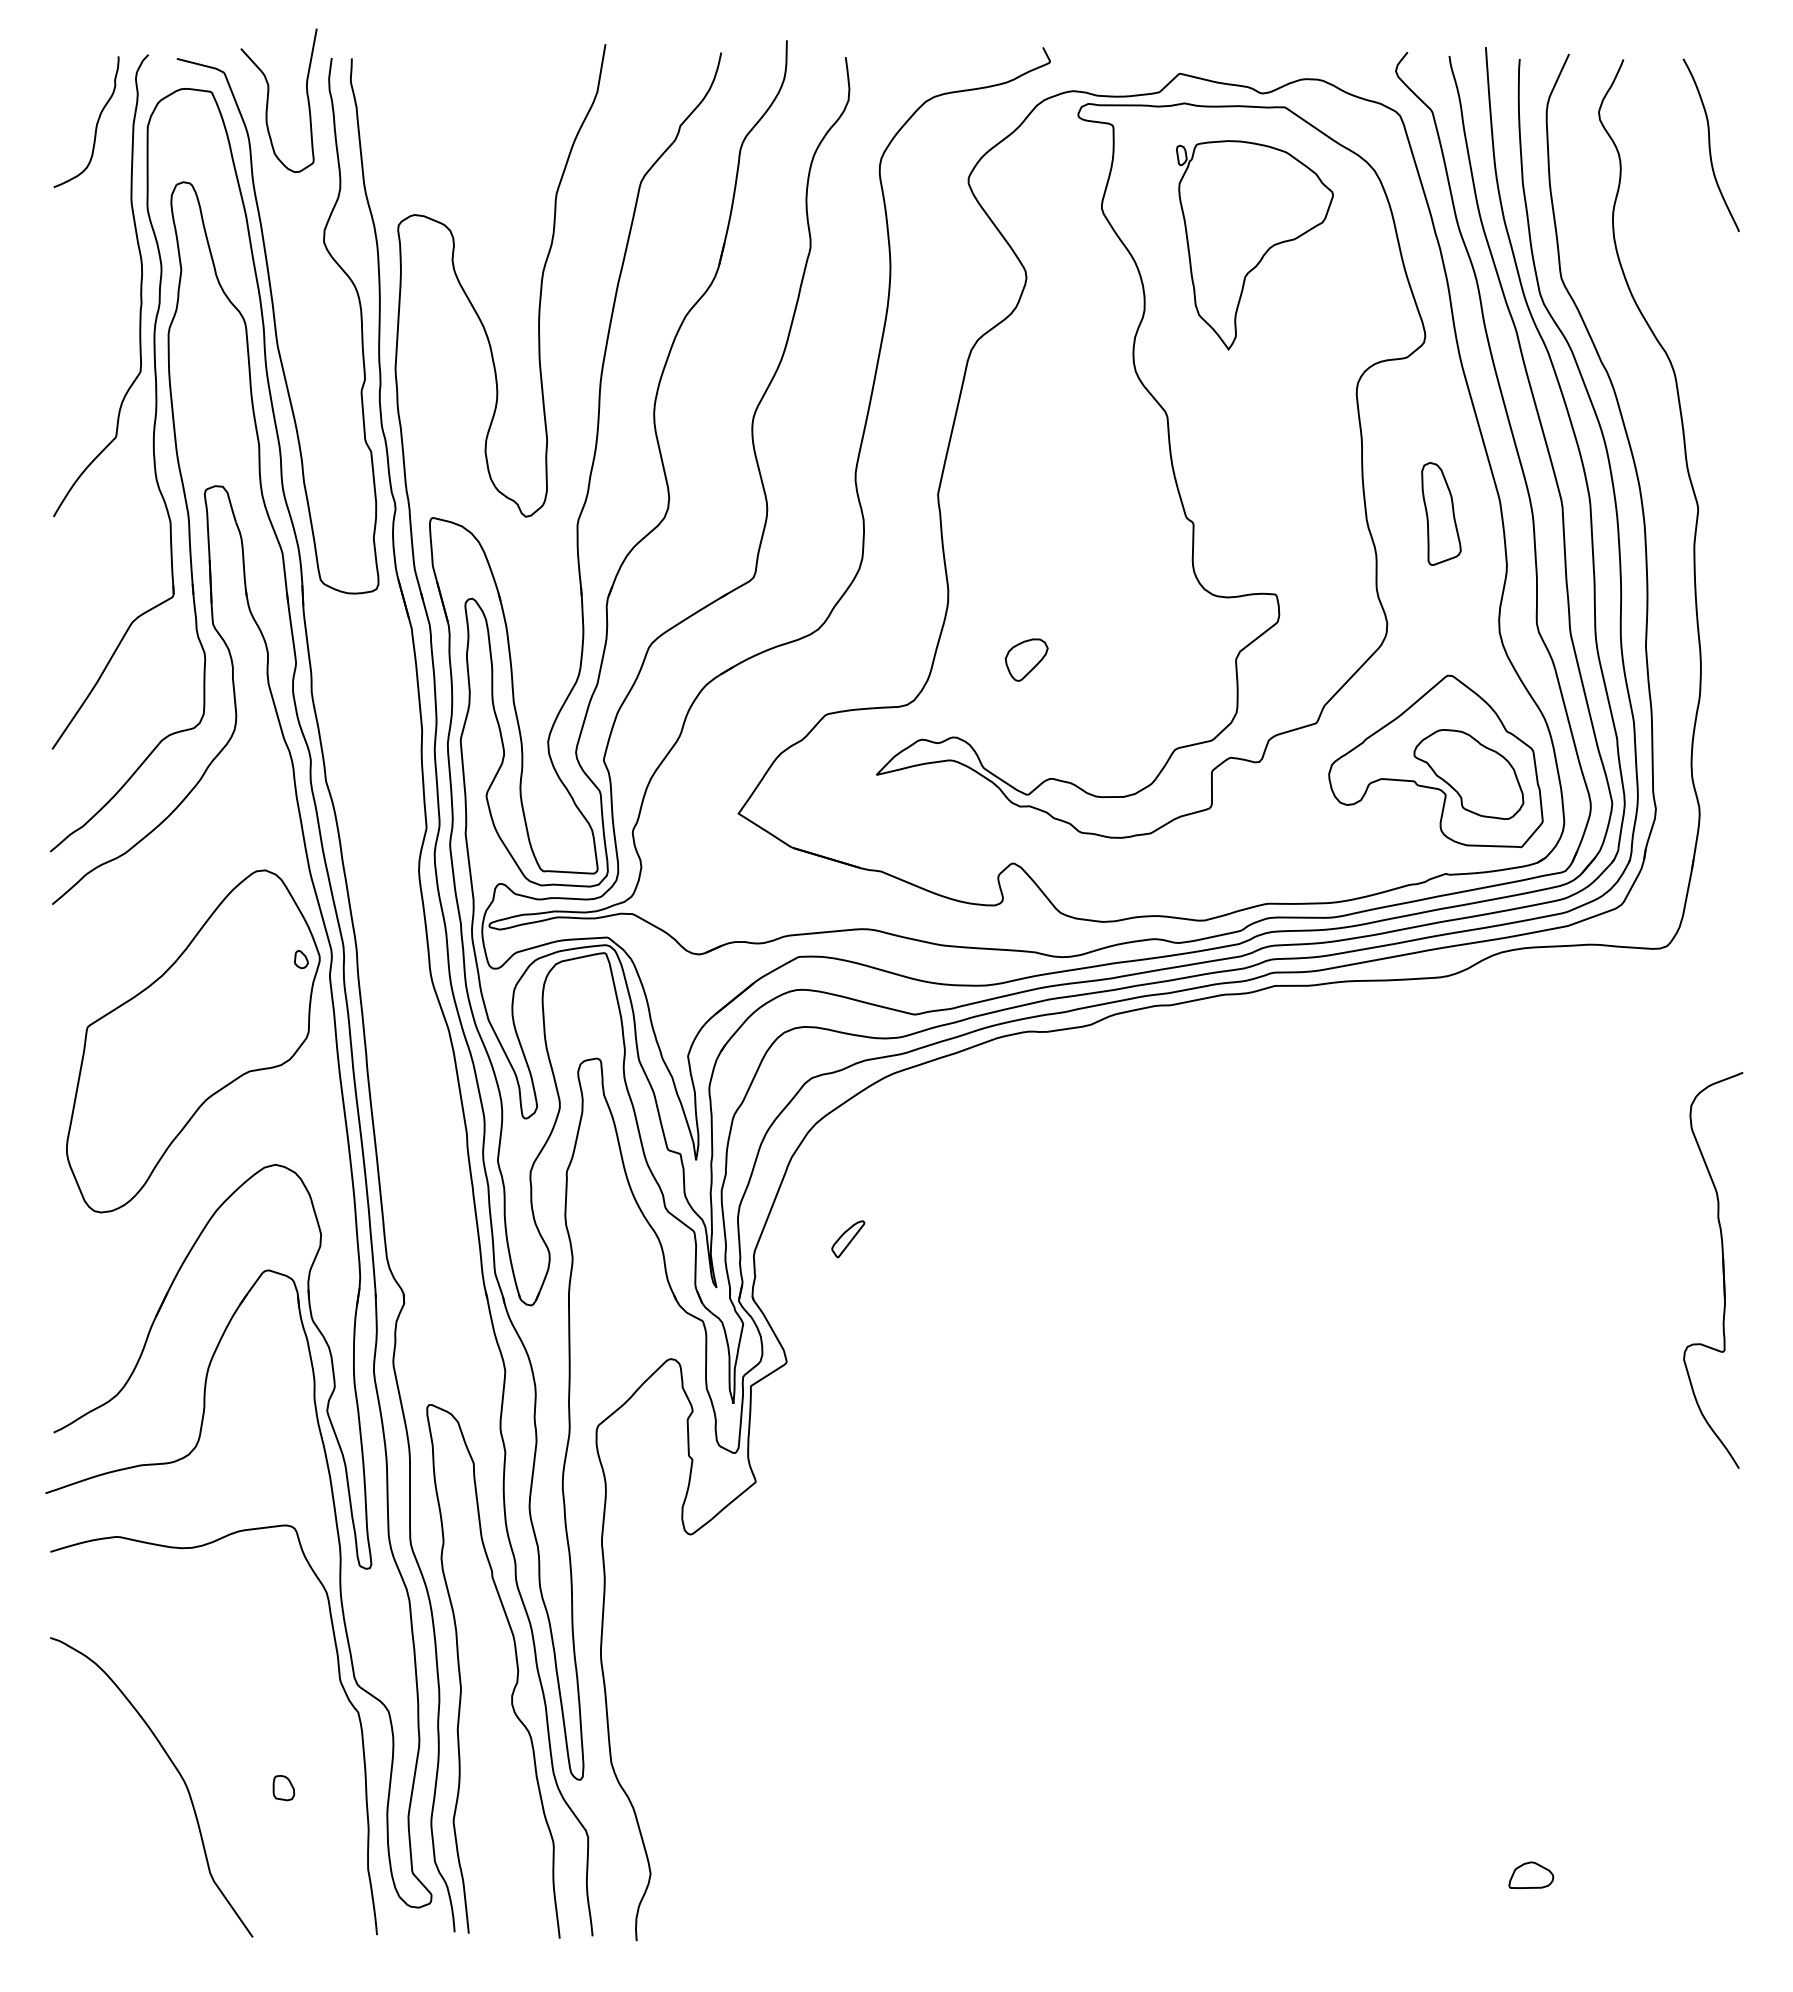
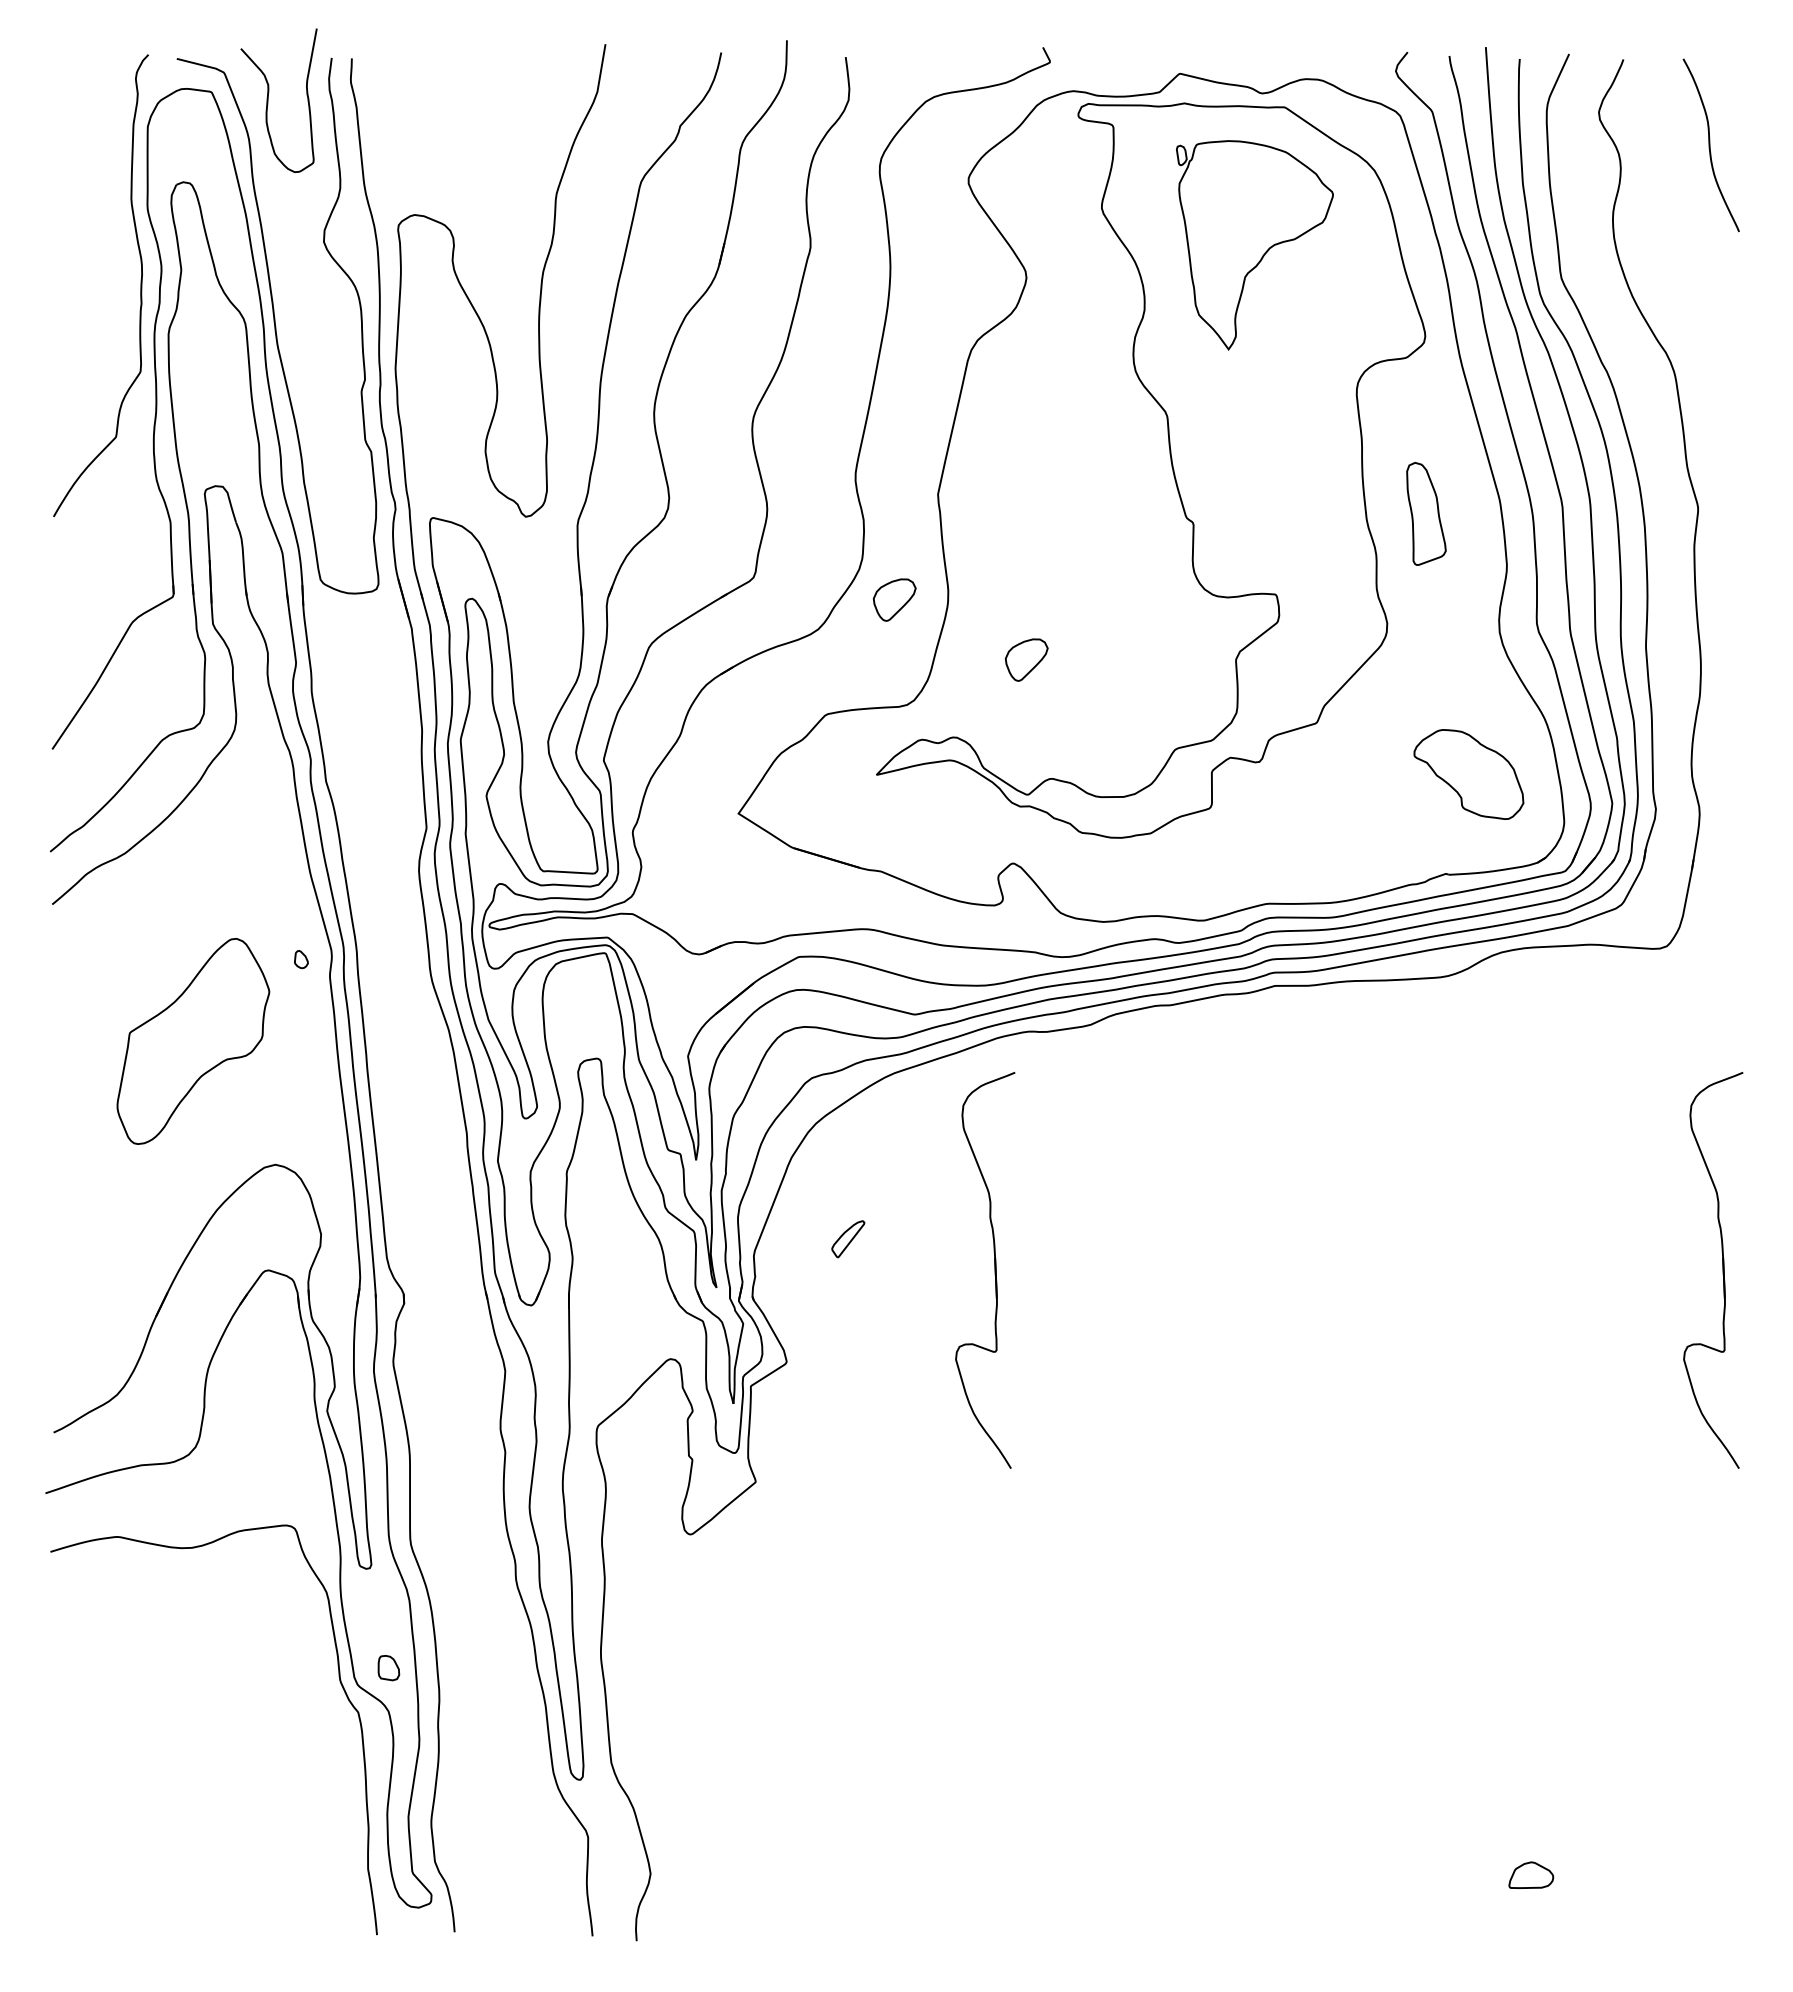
curve: present -> none (96, 122)
part position: (1441, 513) -> (1426, 513) (1426, 513)
part: none -> present (894, 599)
part: present -> none (1435, 761)
part size: 255x345 px -> 155x208 px (193, 1040)
part: none -> present (994, 1269)
curve: present -> none (516, 1667)
curve: present -> none (177, 1772)
part position: (283, 1788) -> (388, 1668) (388, 1668)
